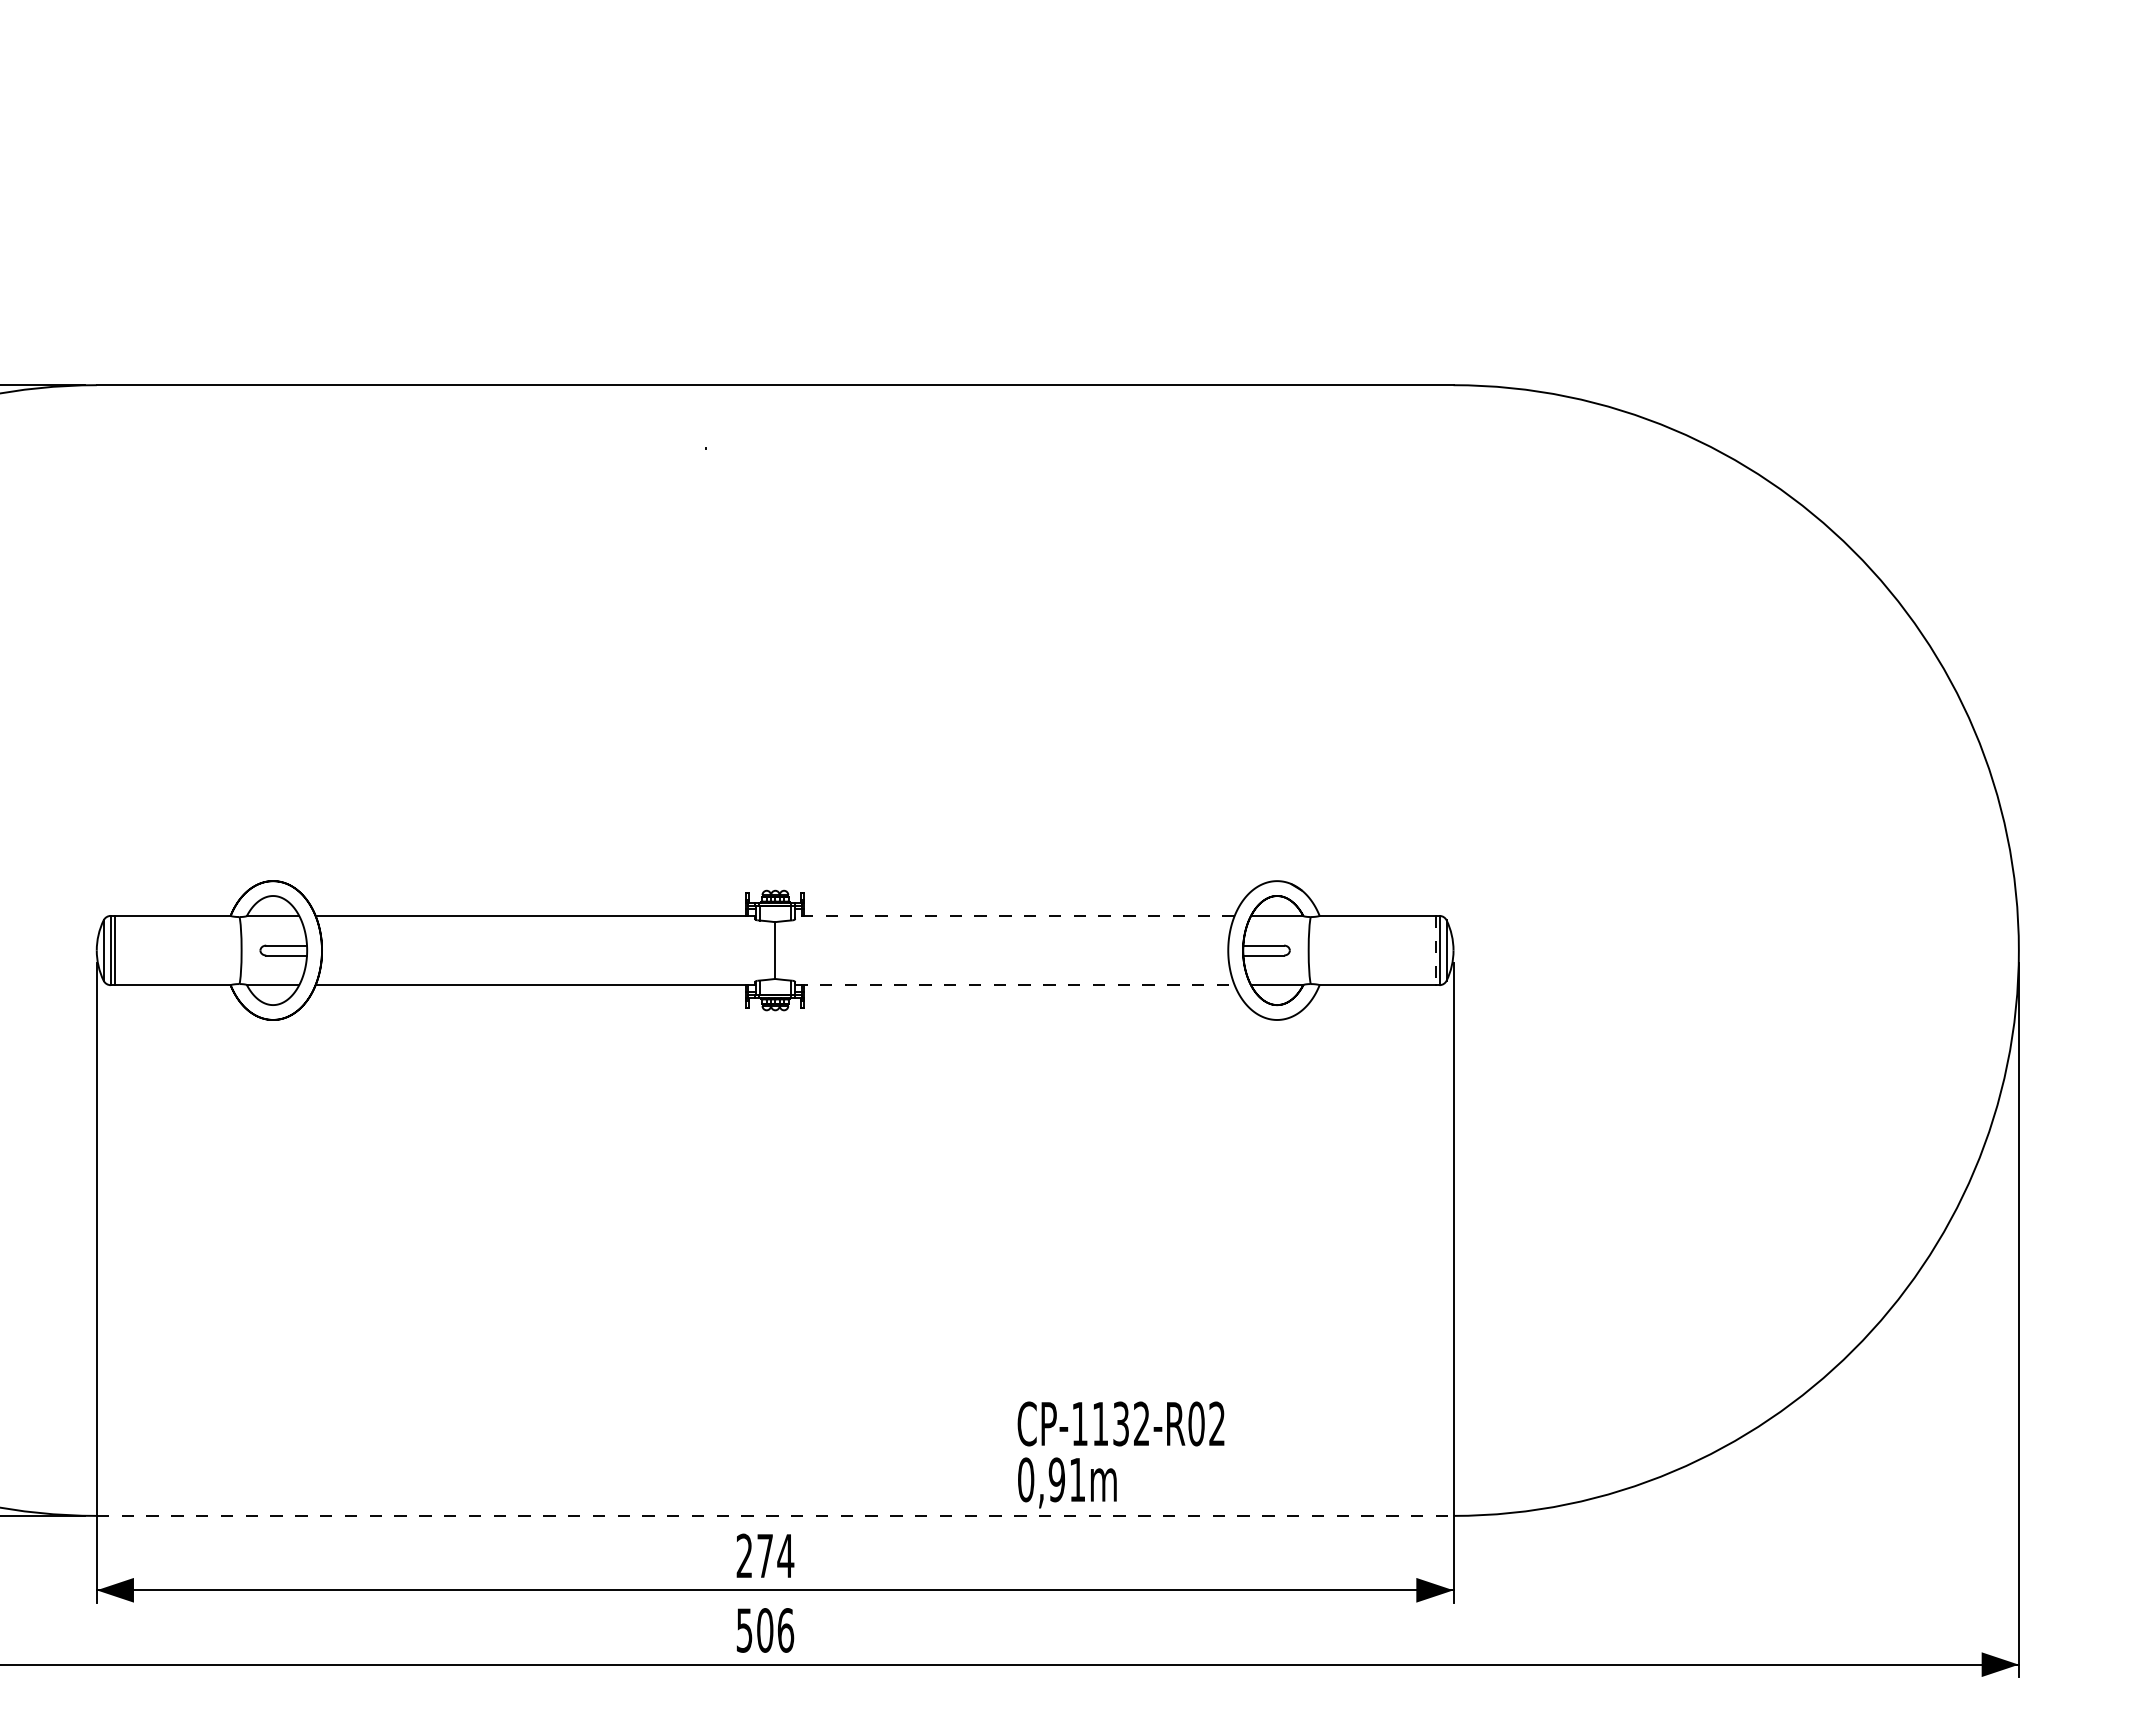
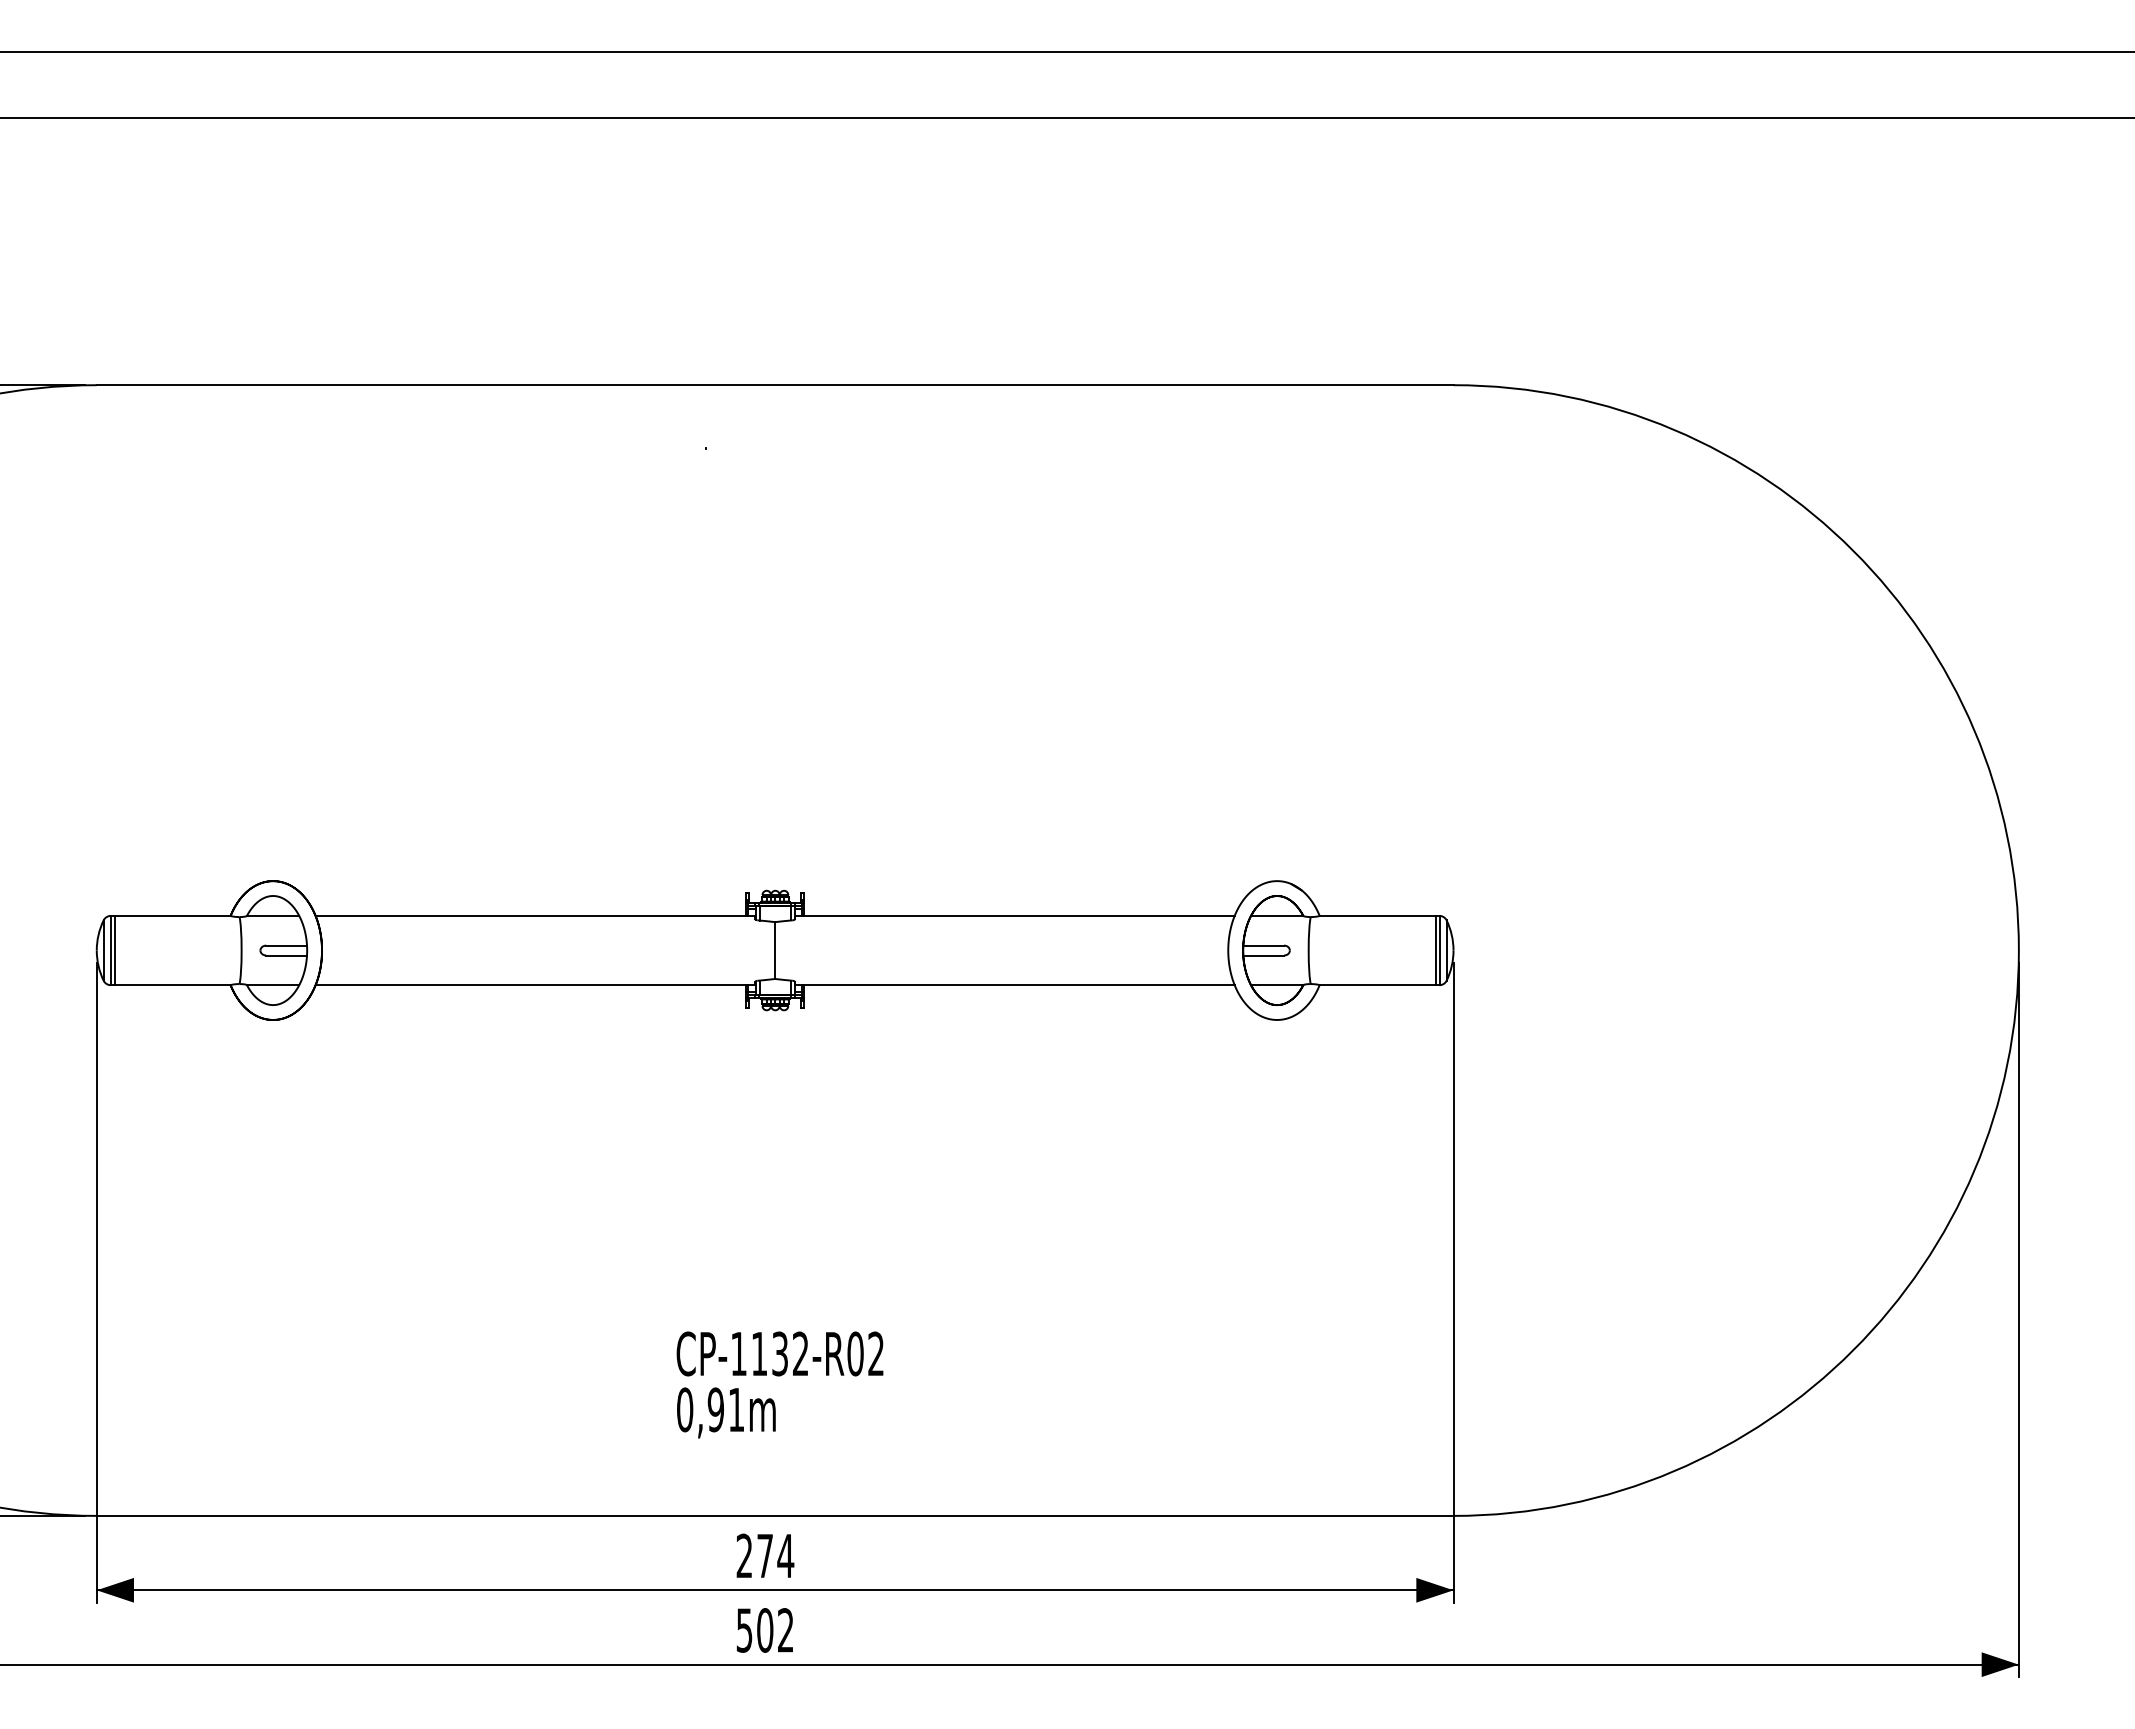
line: none -> present (1066, 51)
line: none -> present (1066, 117)
line: dashed -> solid (1014, 915)
line: dashed -> solid (1435, 950)
line: dashed -> solid (1014, 985)
text position: (1120, 1454) -> (779, 1384) (779, 1384)
line: dashed -> solid (775, 1515)
text: 506 -> 502 (785, 1630)
